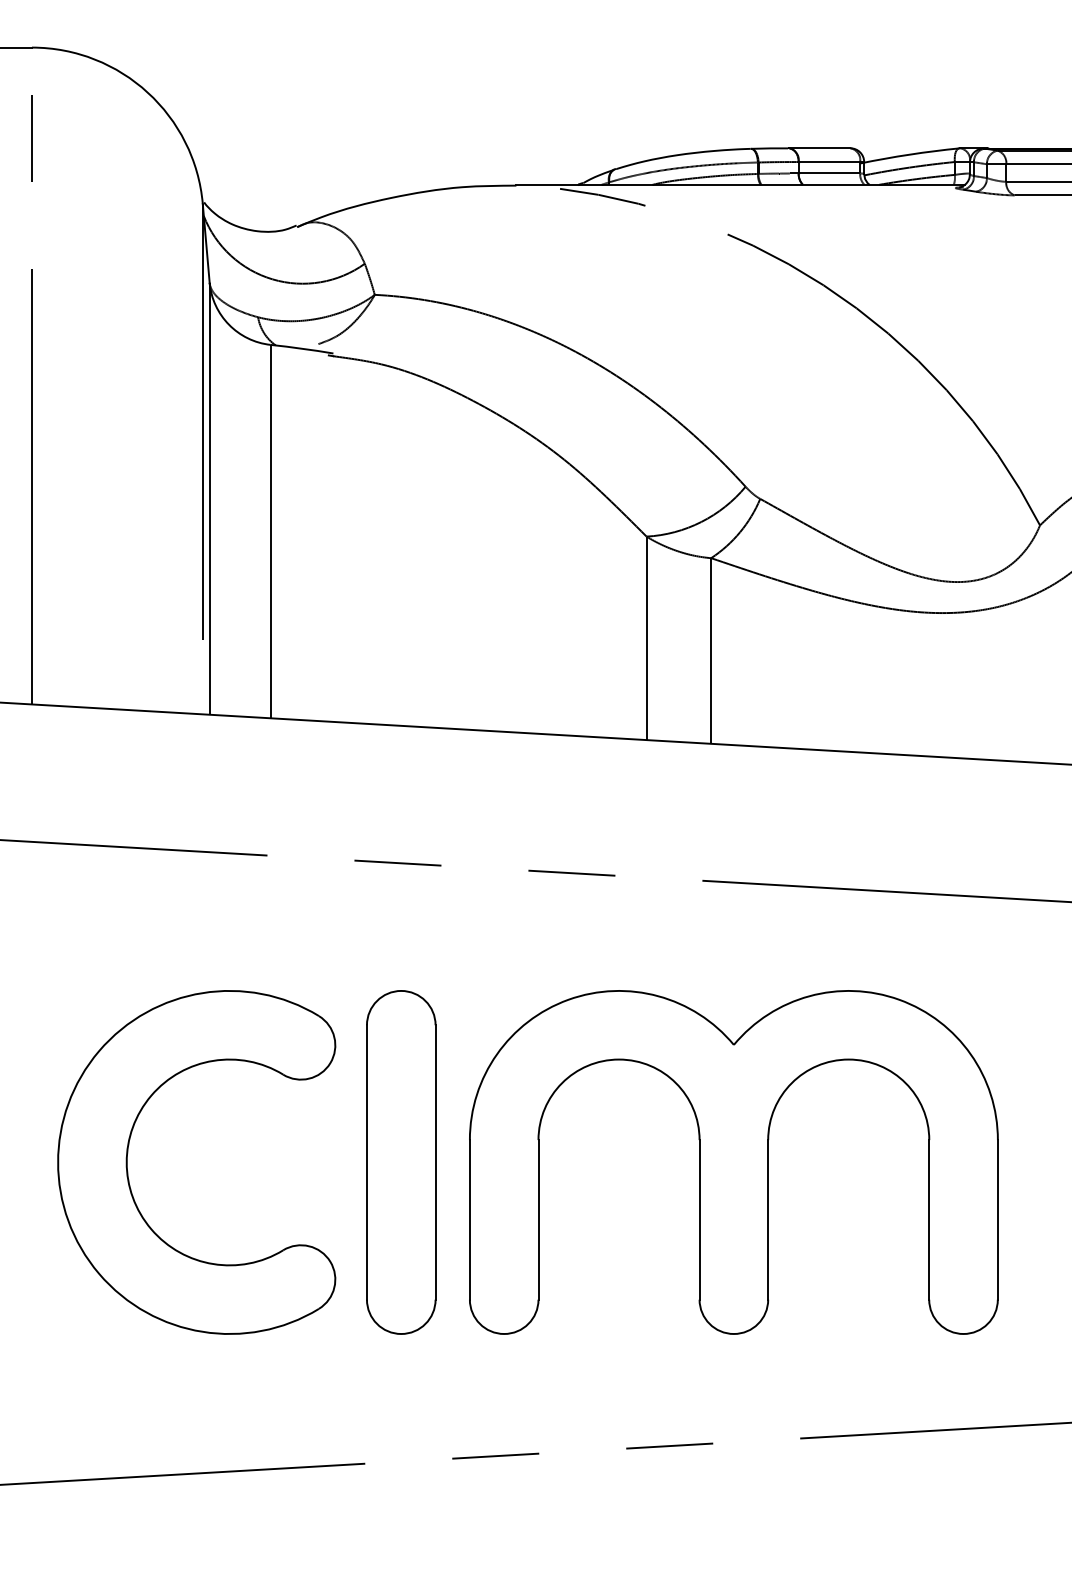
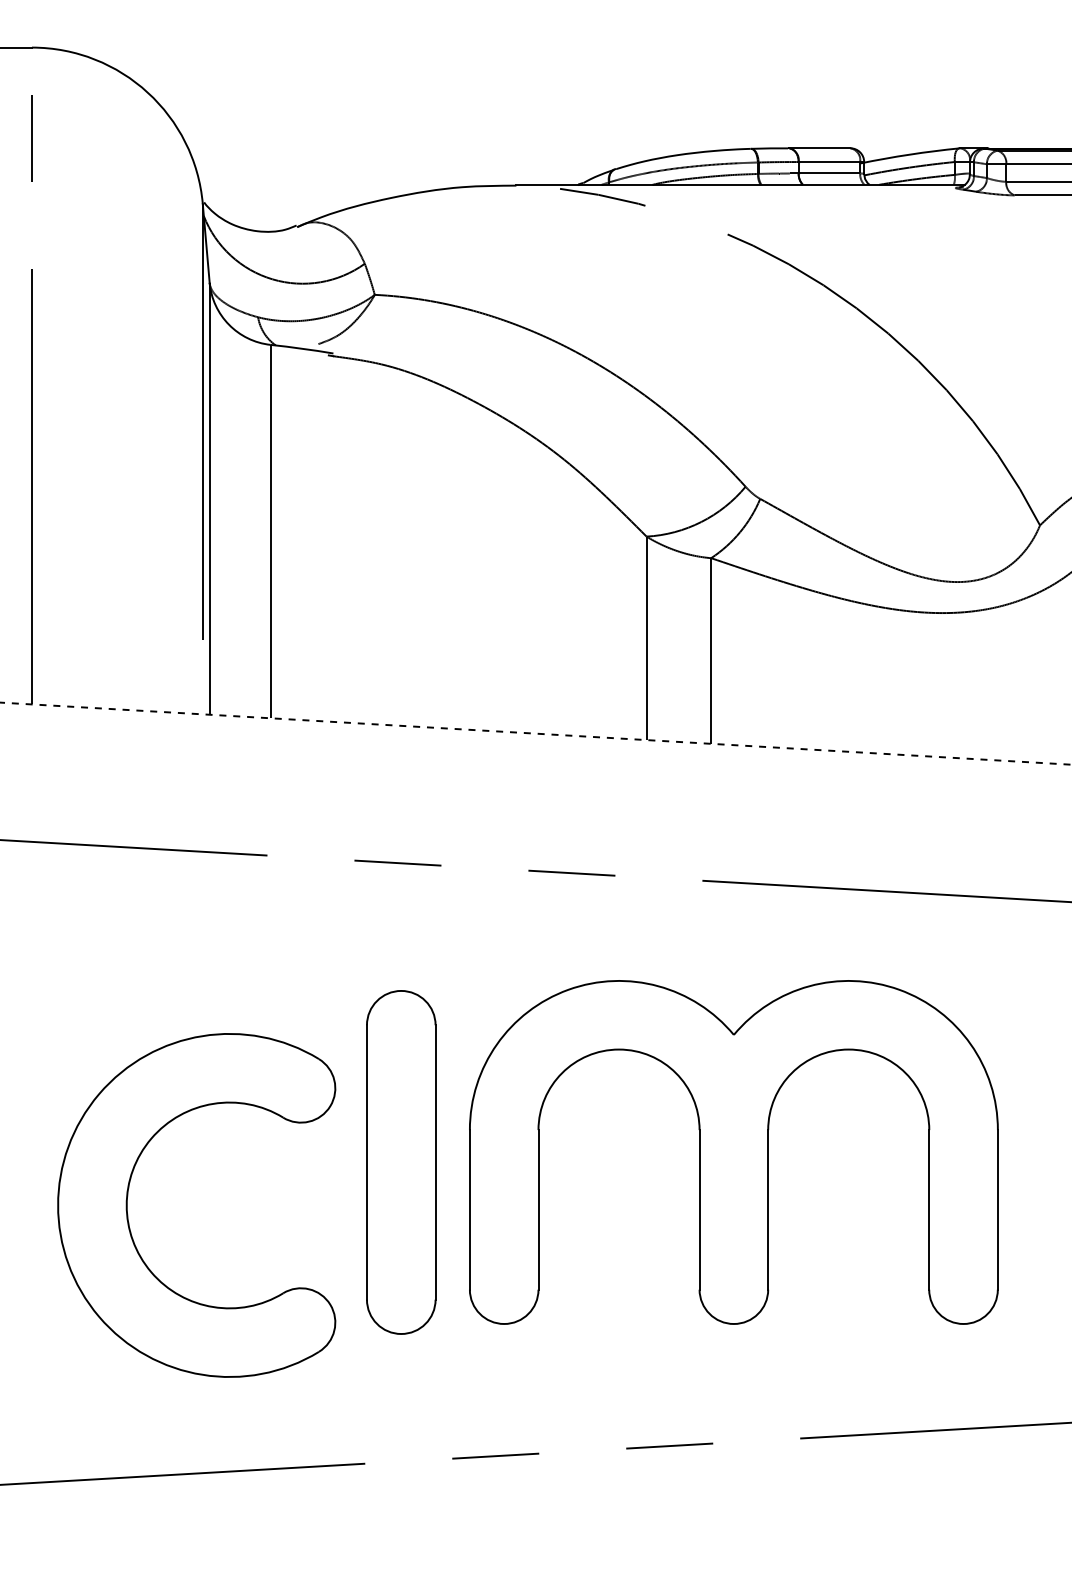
line: solid -> dashed (536, 733)
part position: (128, 1153) -> (128, 1196) (128, 1196)
part position: (733, 1162) -> (733, 1152) (733, 1152)
